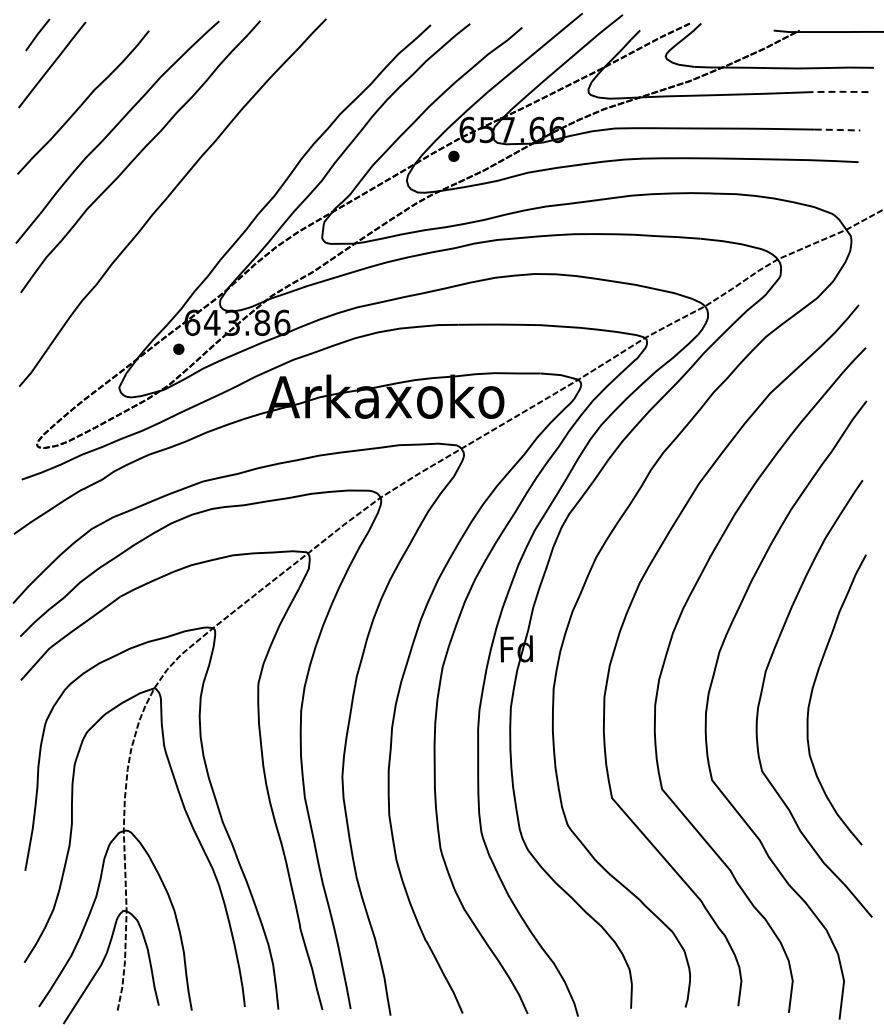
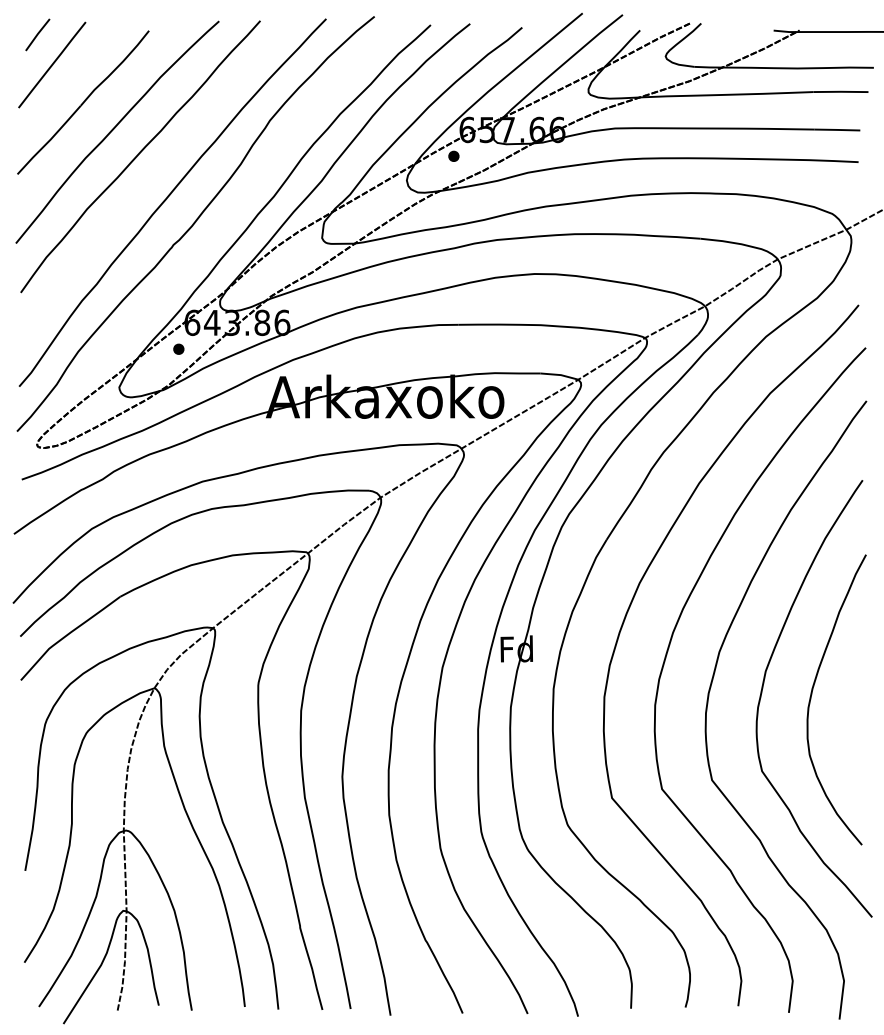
line: dashed -> solid (840, 91)
line: dashed -> solid (837, 129)
curve: none -> present (195, 223)
